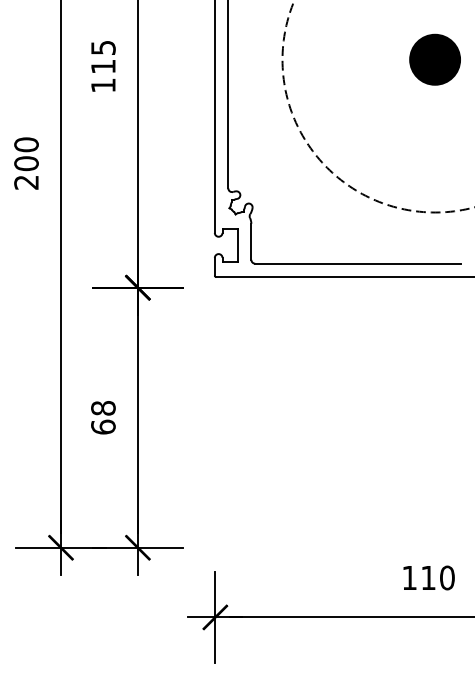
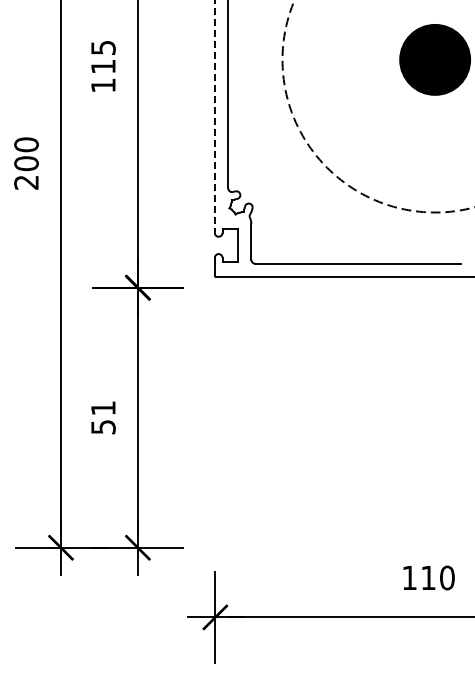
part size: 52x53 px -> 72x72 px (434, 59)
line: solid -> dashed (214, 117)
text: 68 -> 51 (103, 417)
